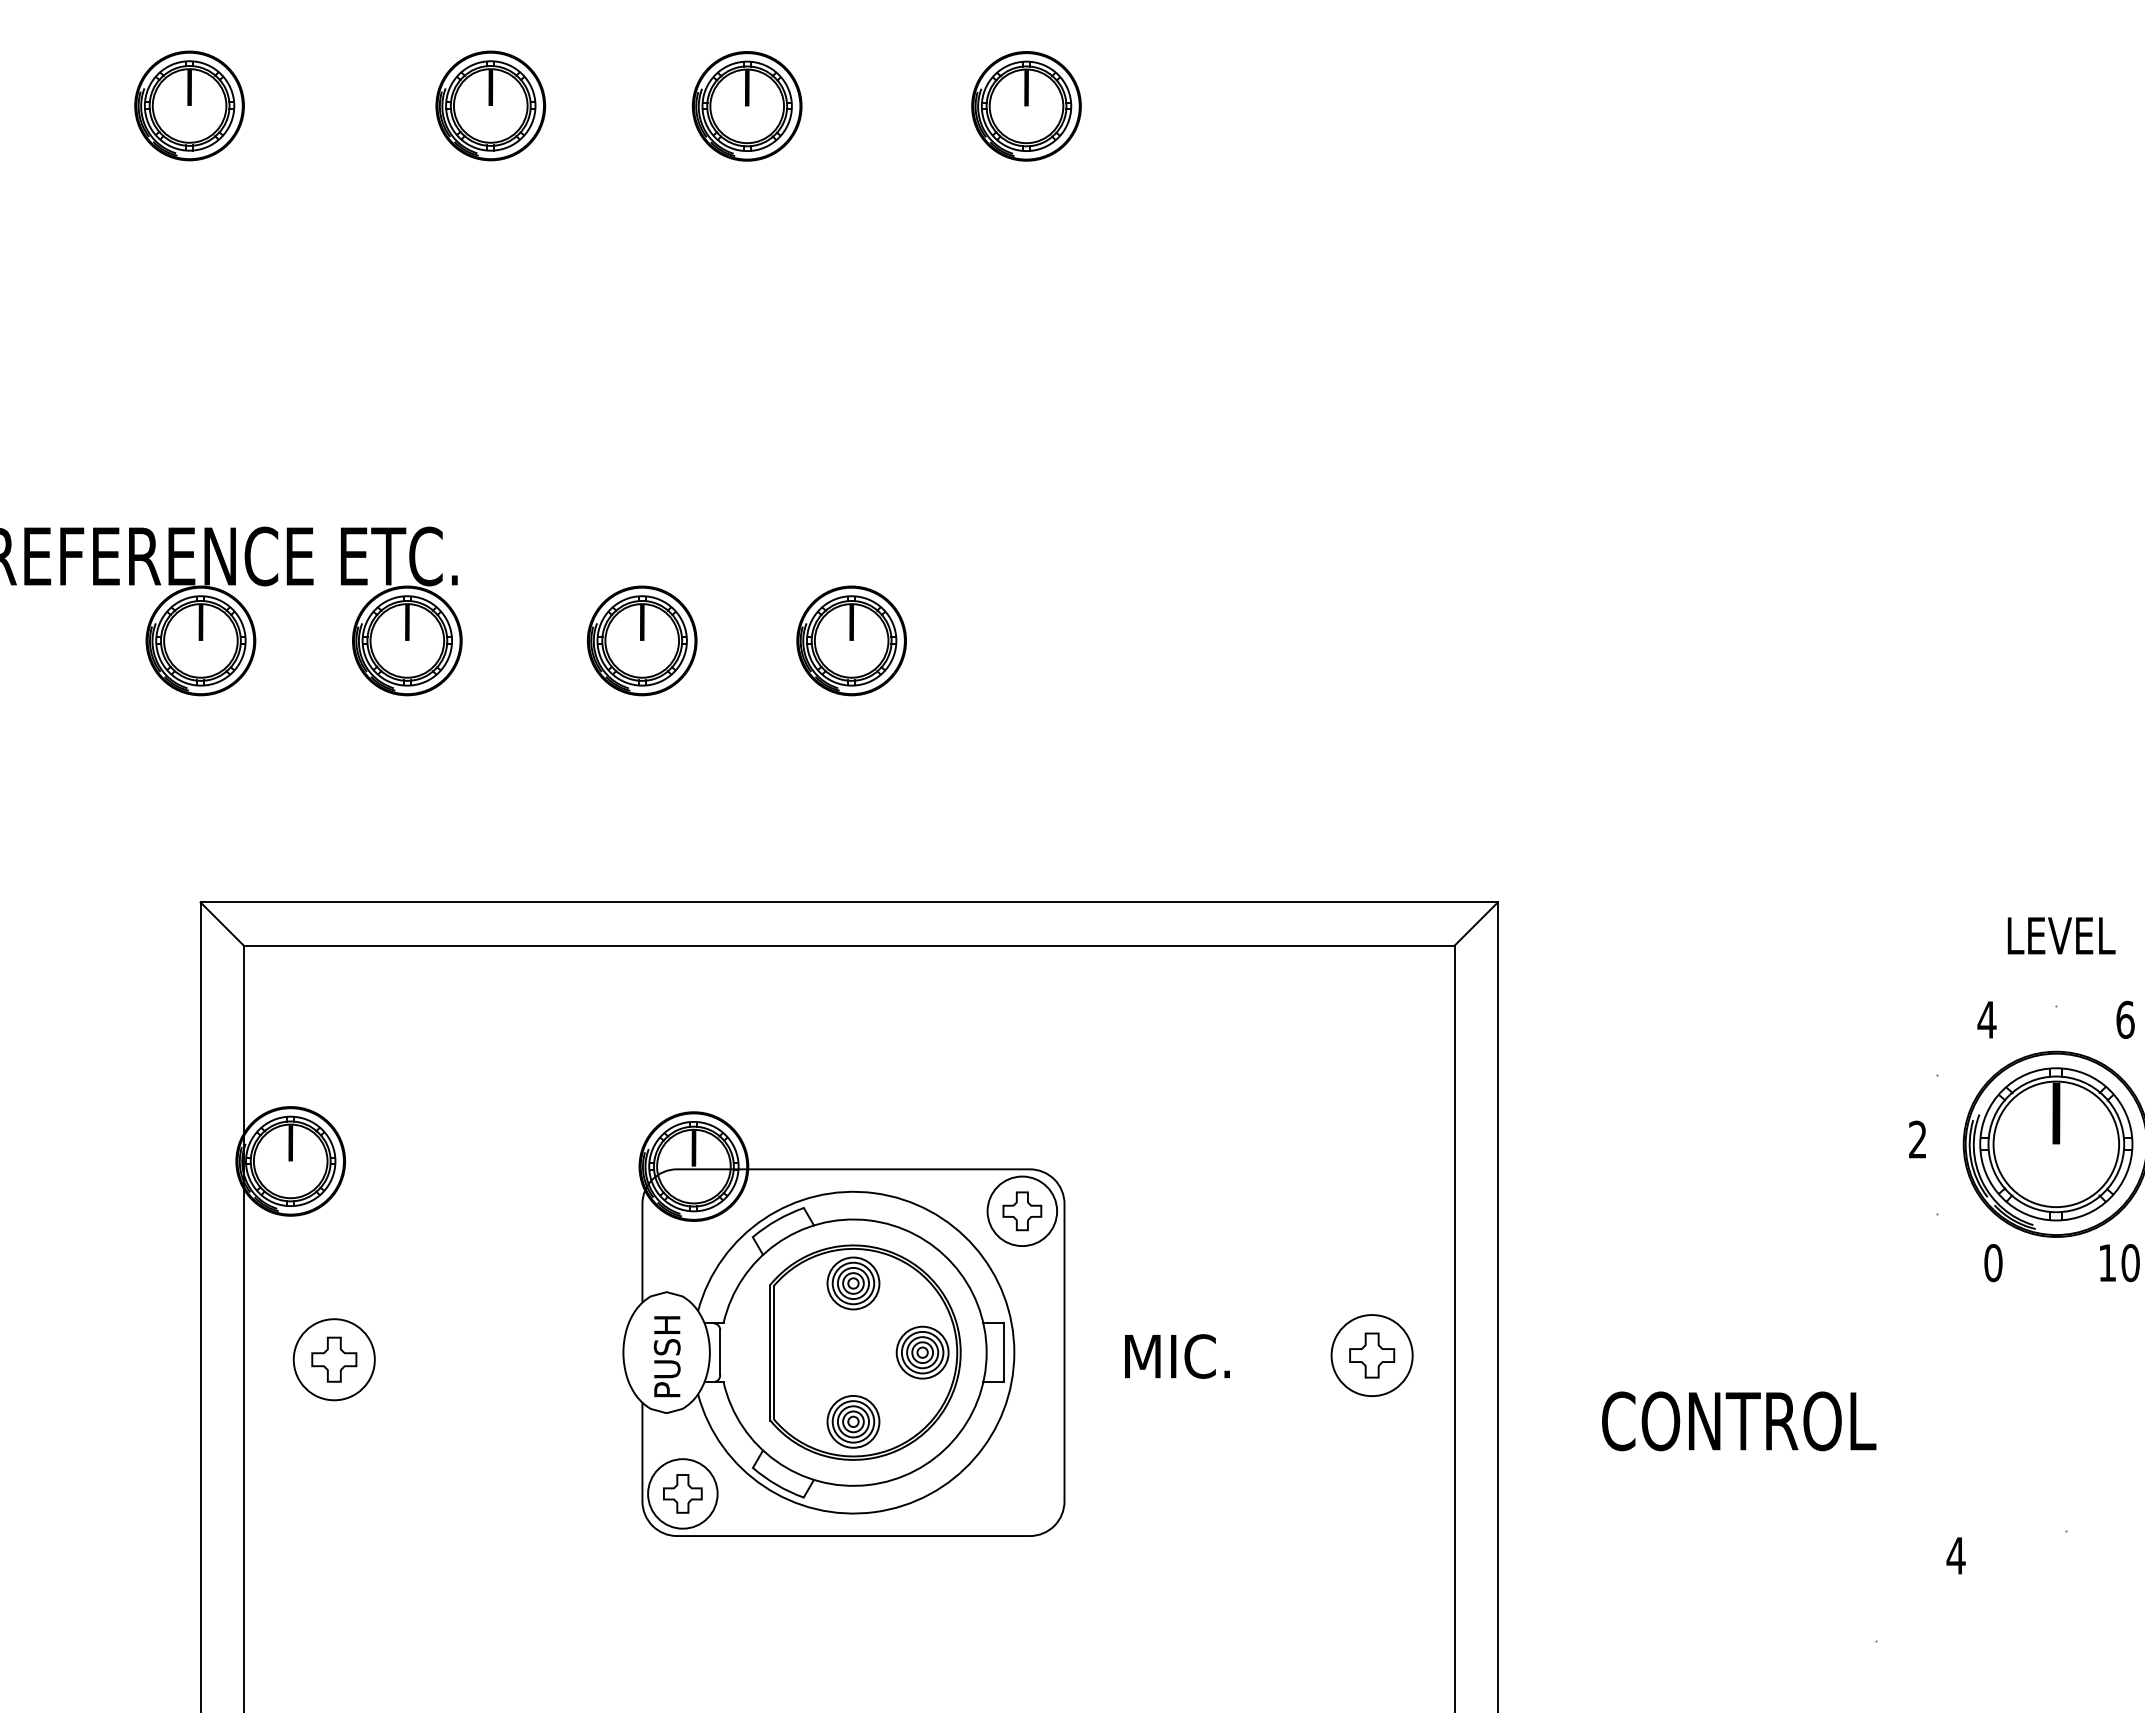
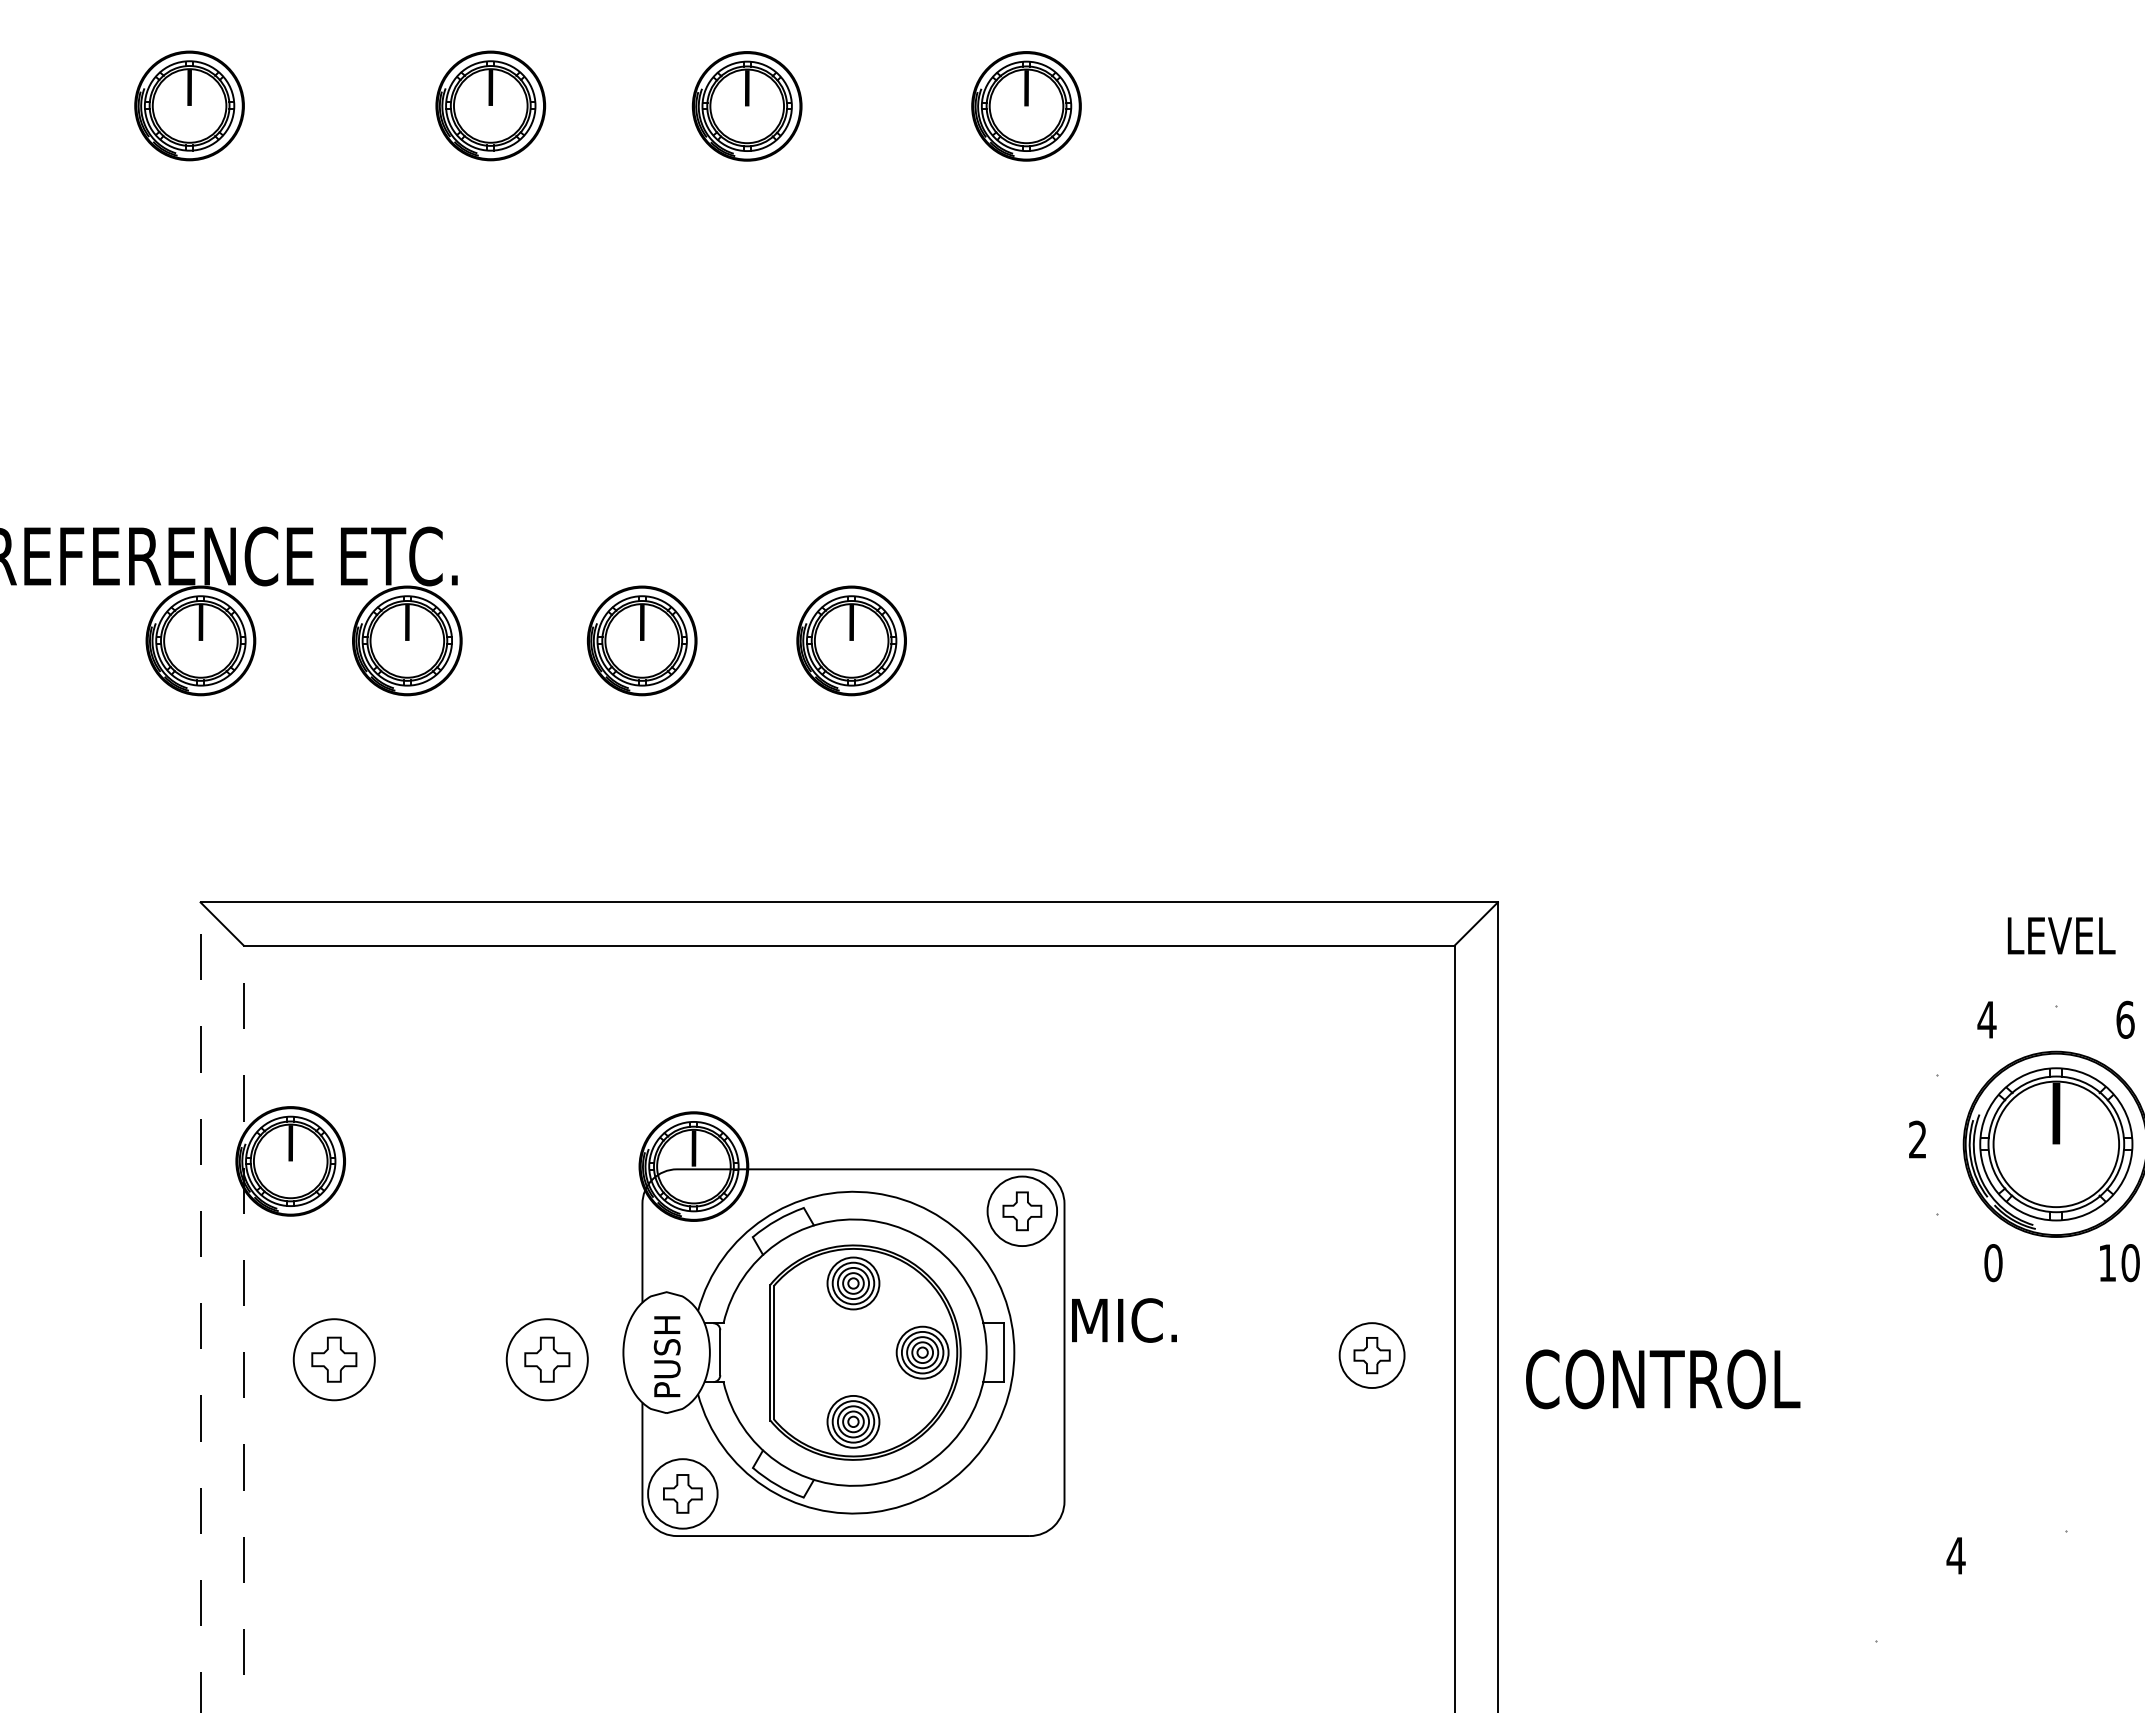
line: solid -> dashed (200, 1307)
line: solid -> dashed (243, 1328)
part size: 84x83 px -> 68x67 px (1371, 1355)
text position: (1177, 1356) -> (1124, 1320) (1124, 1320)
part: none -> present (546, 1359)
text position: (1739, 1421) -> (1663, 1379) (1663, 1379)
